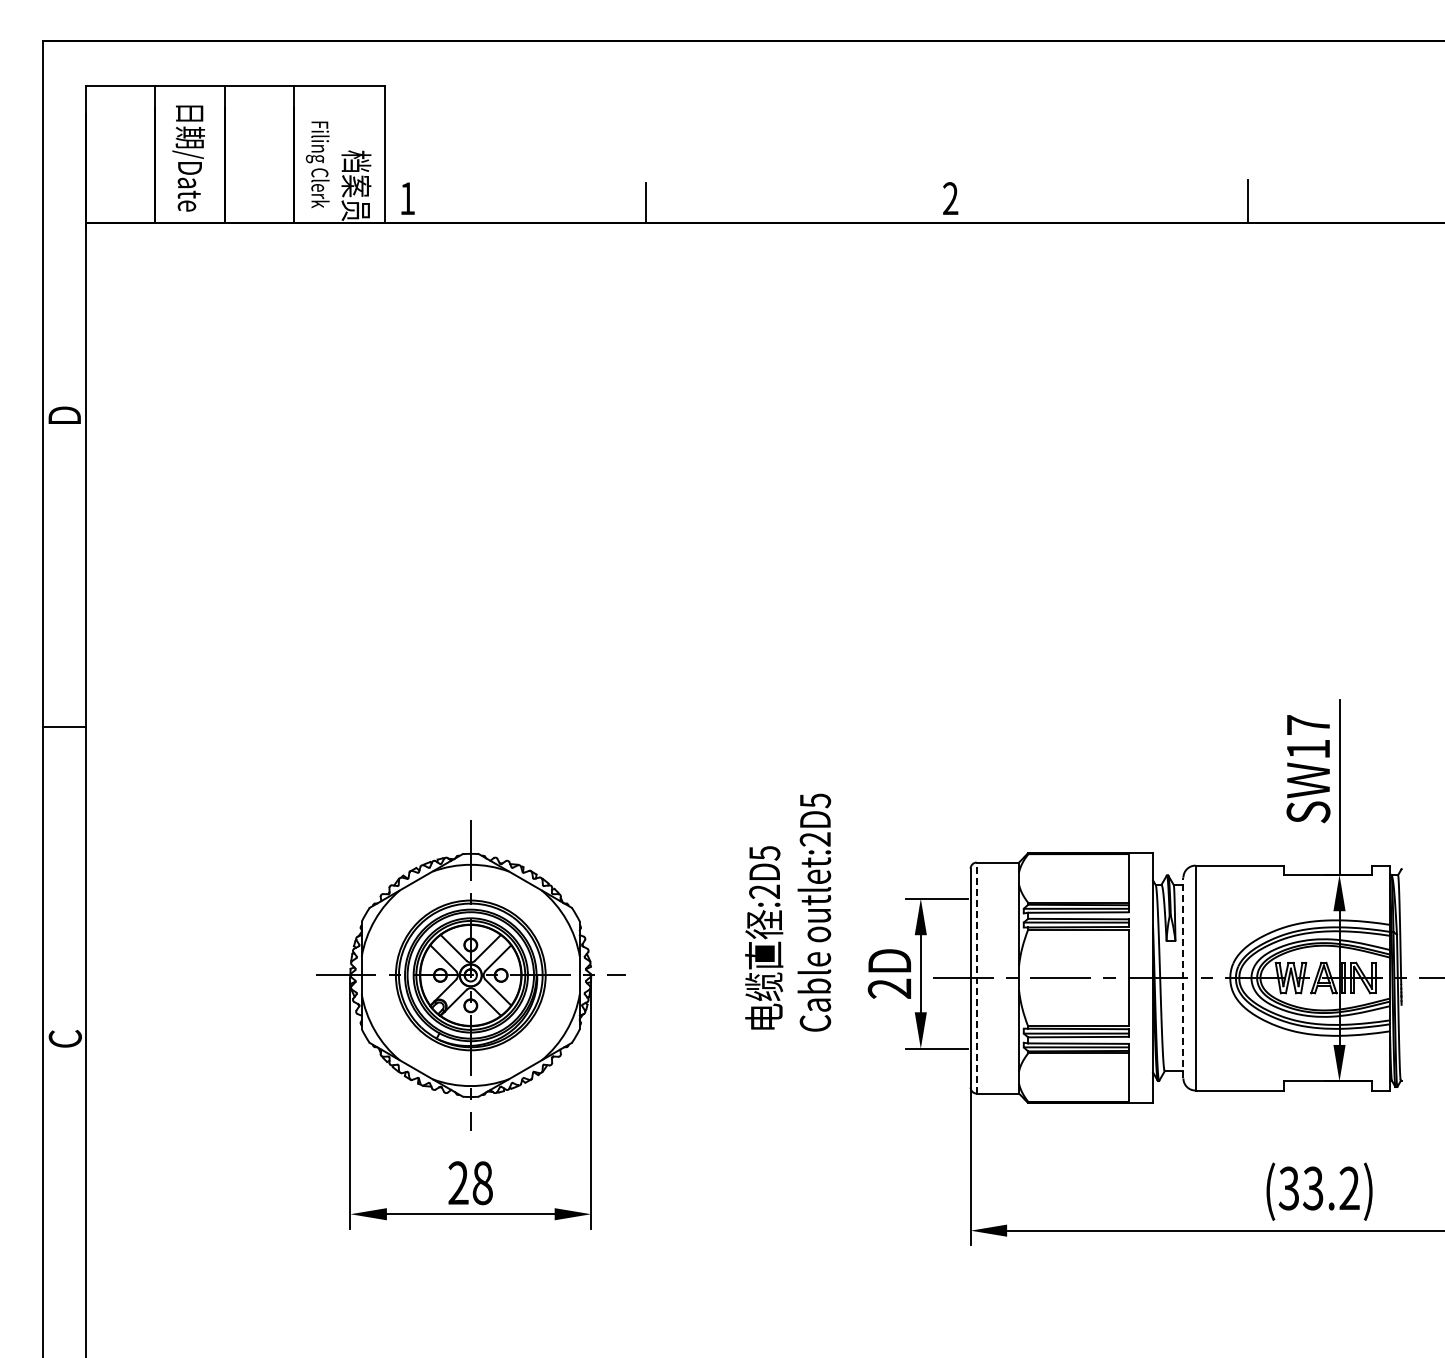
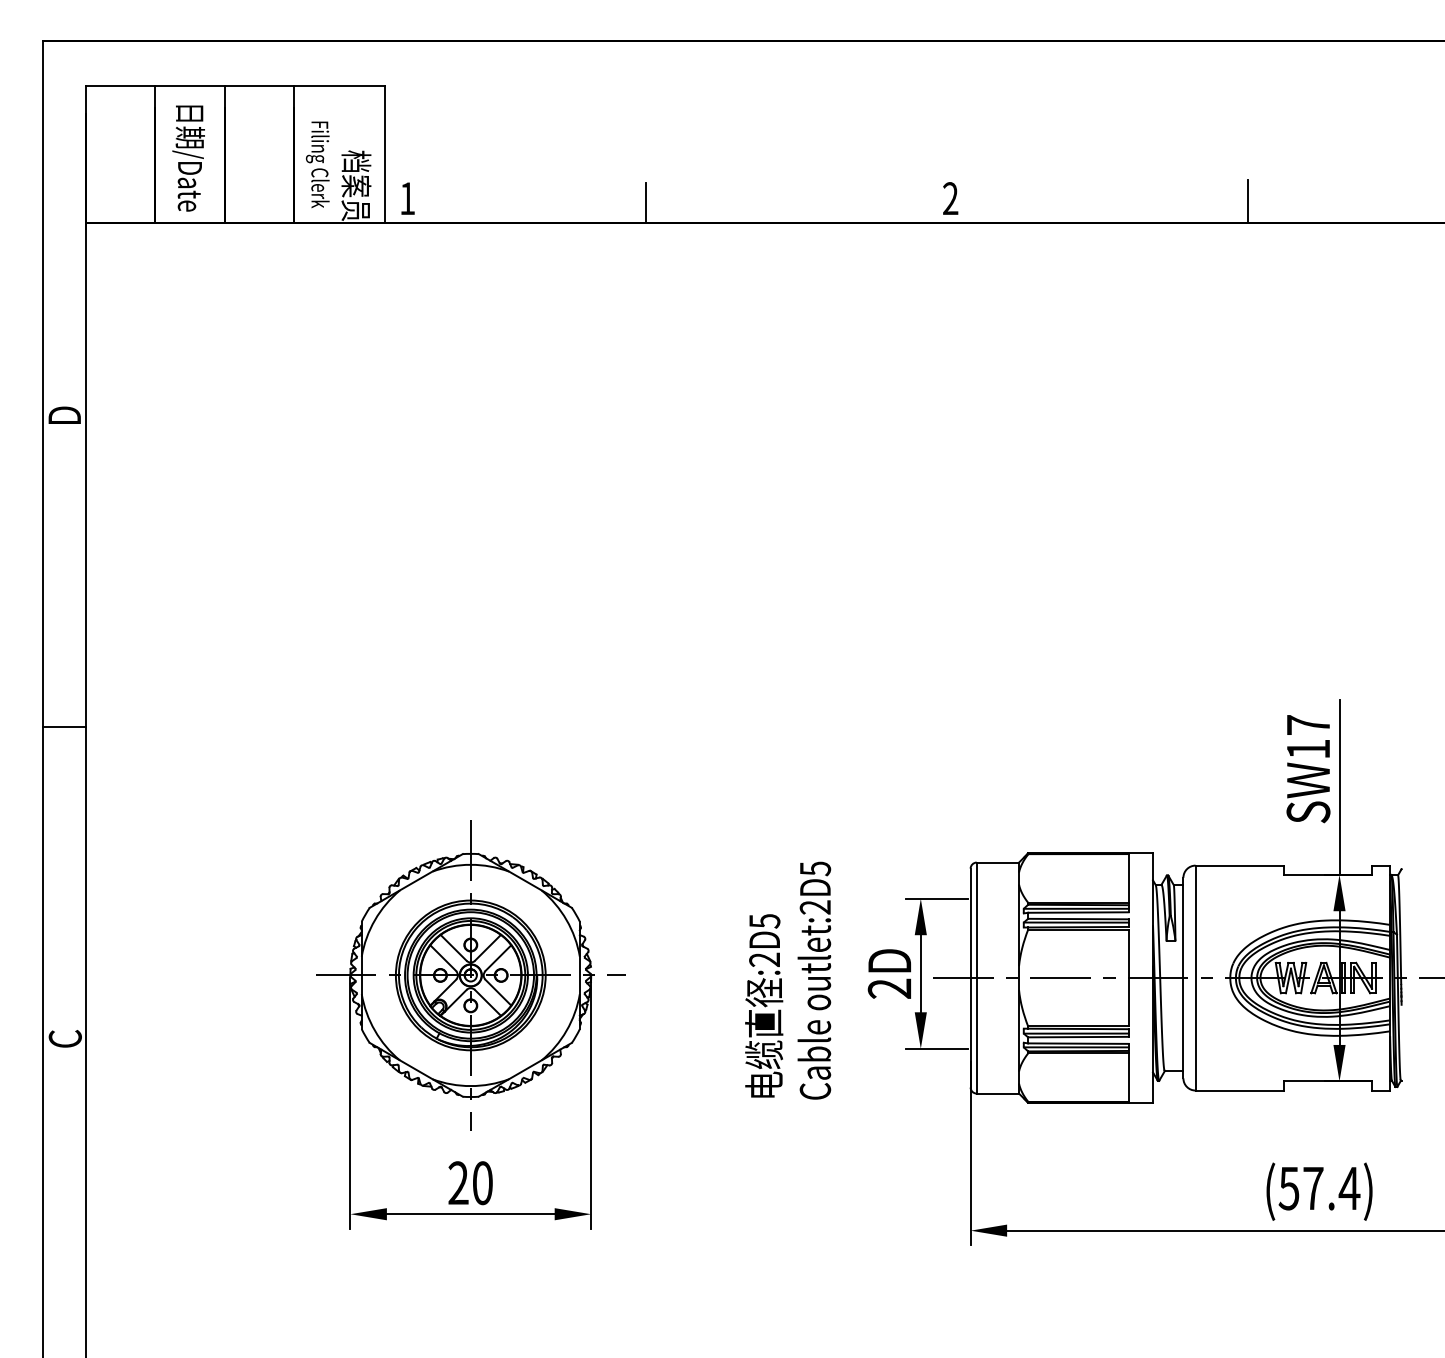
text position: (788, 912) -> (788, 980) (788, 980)
line: dashed -> solid (1183, 977)
line: dashed -> solid (976, 978)
text: 28 -> 20 (482, 1182)
text: (33.2) -> (57.4) (1319, 1188)
